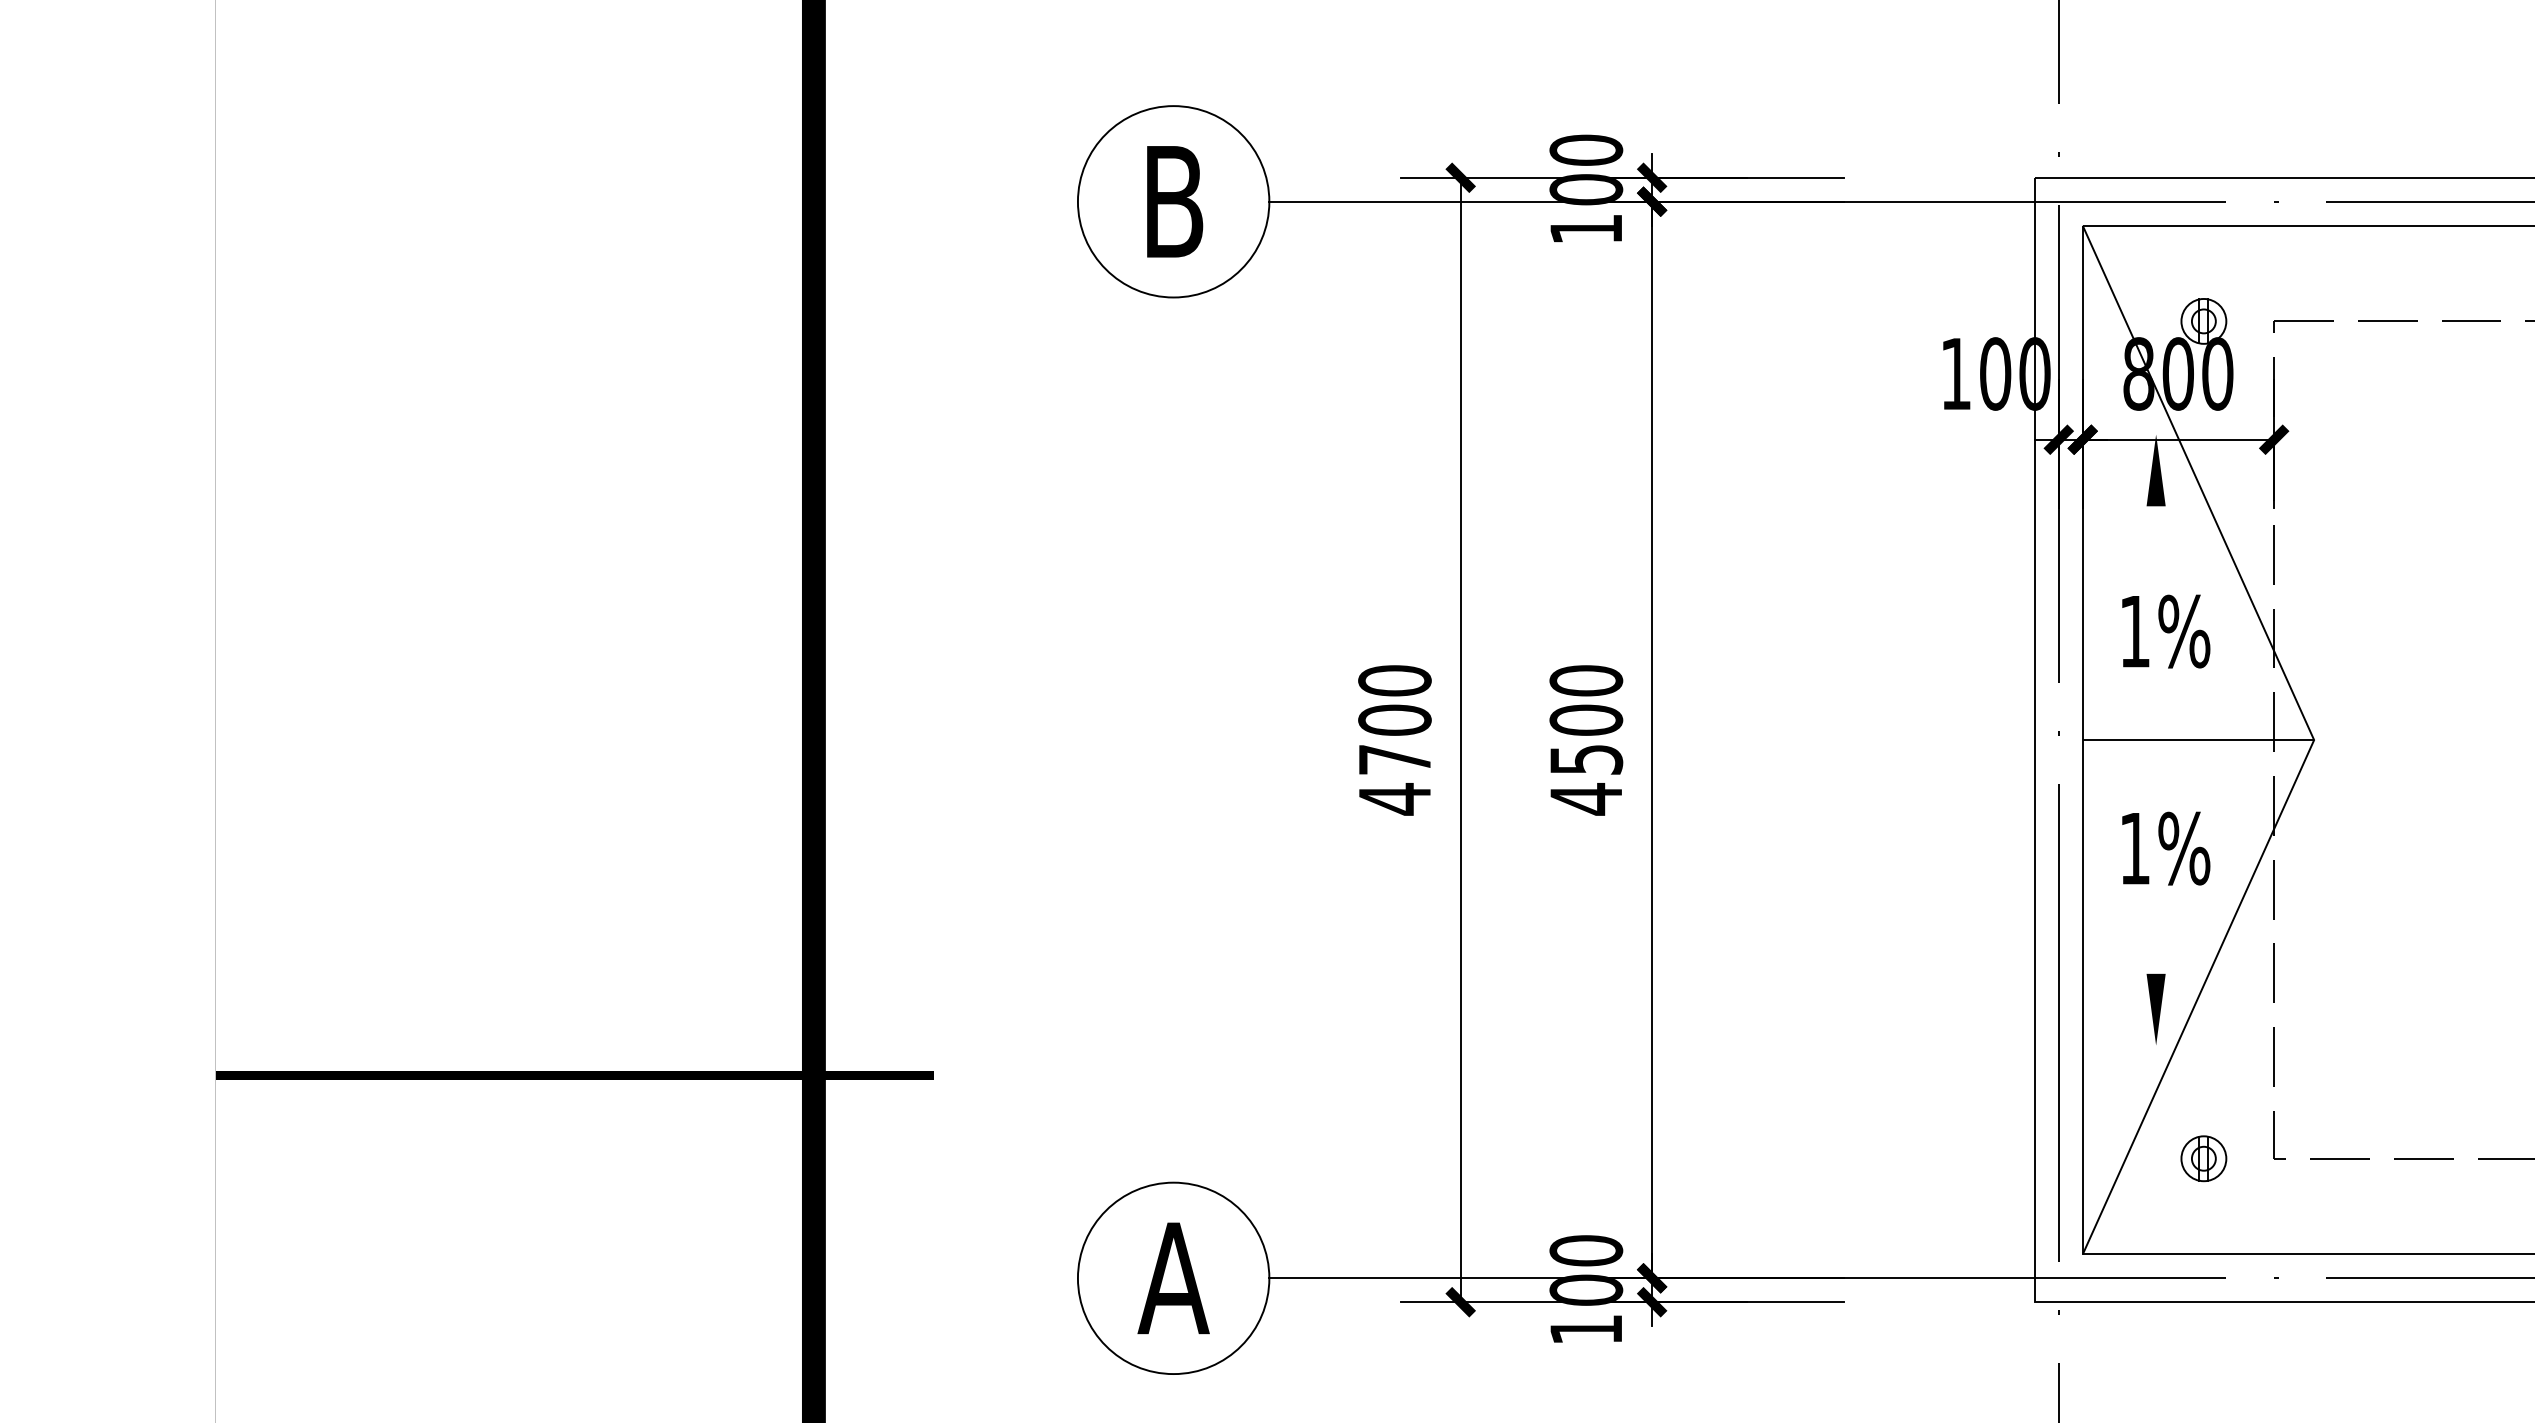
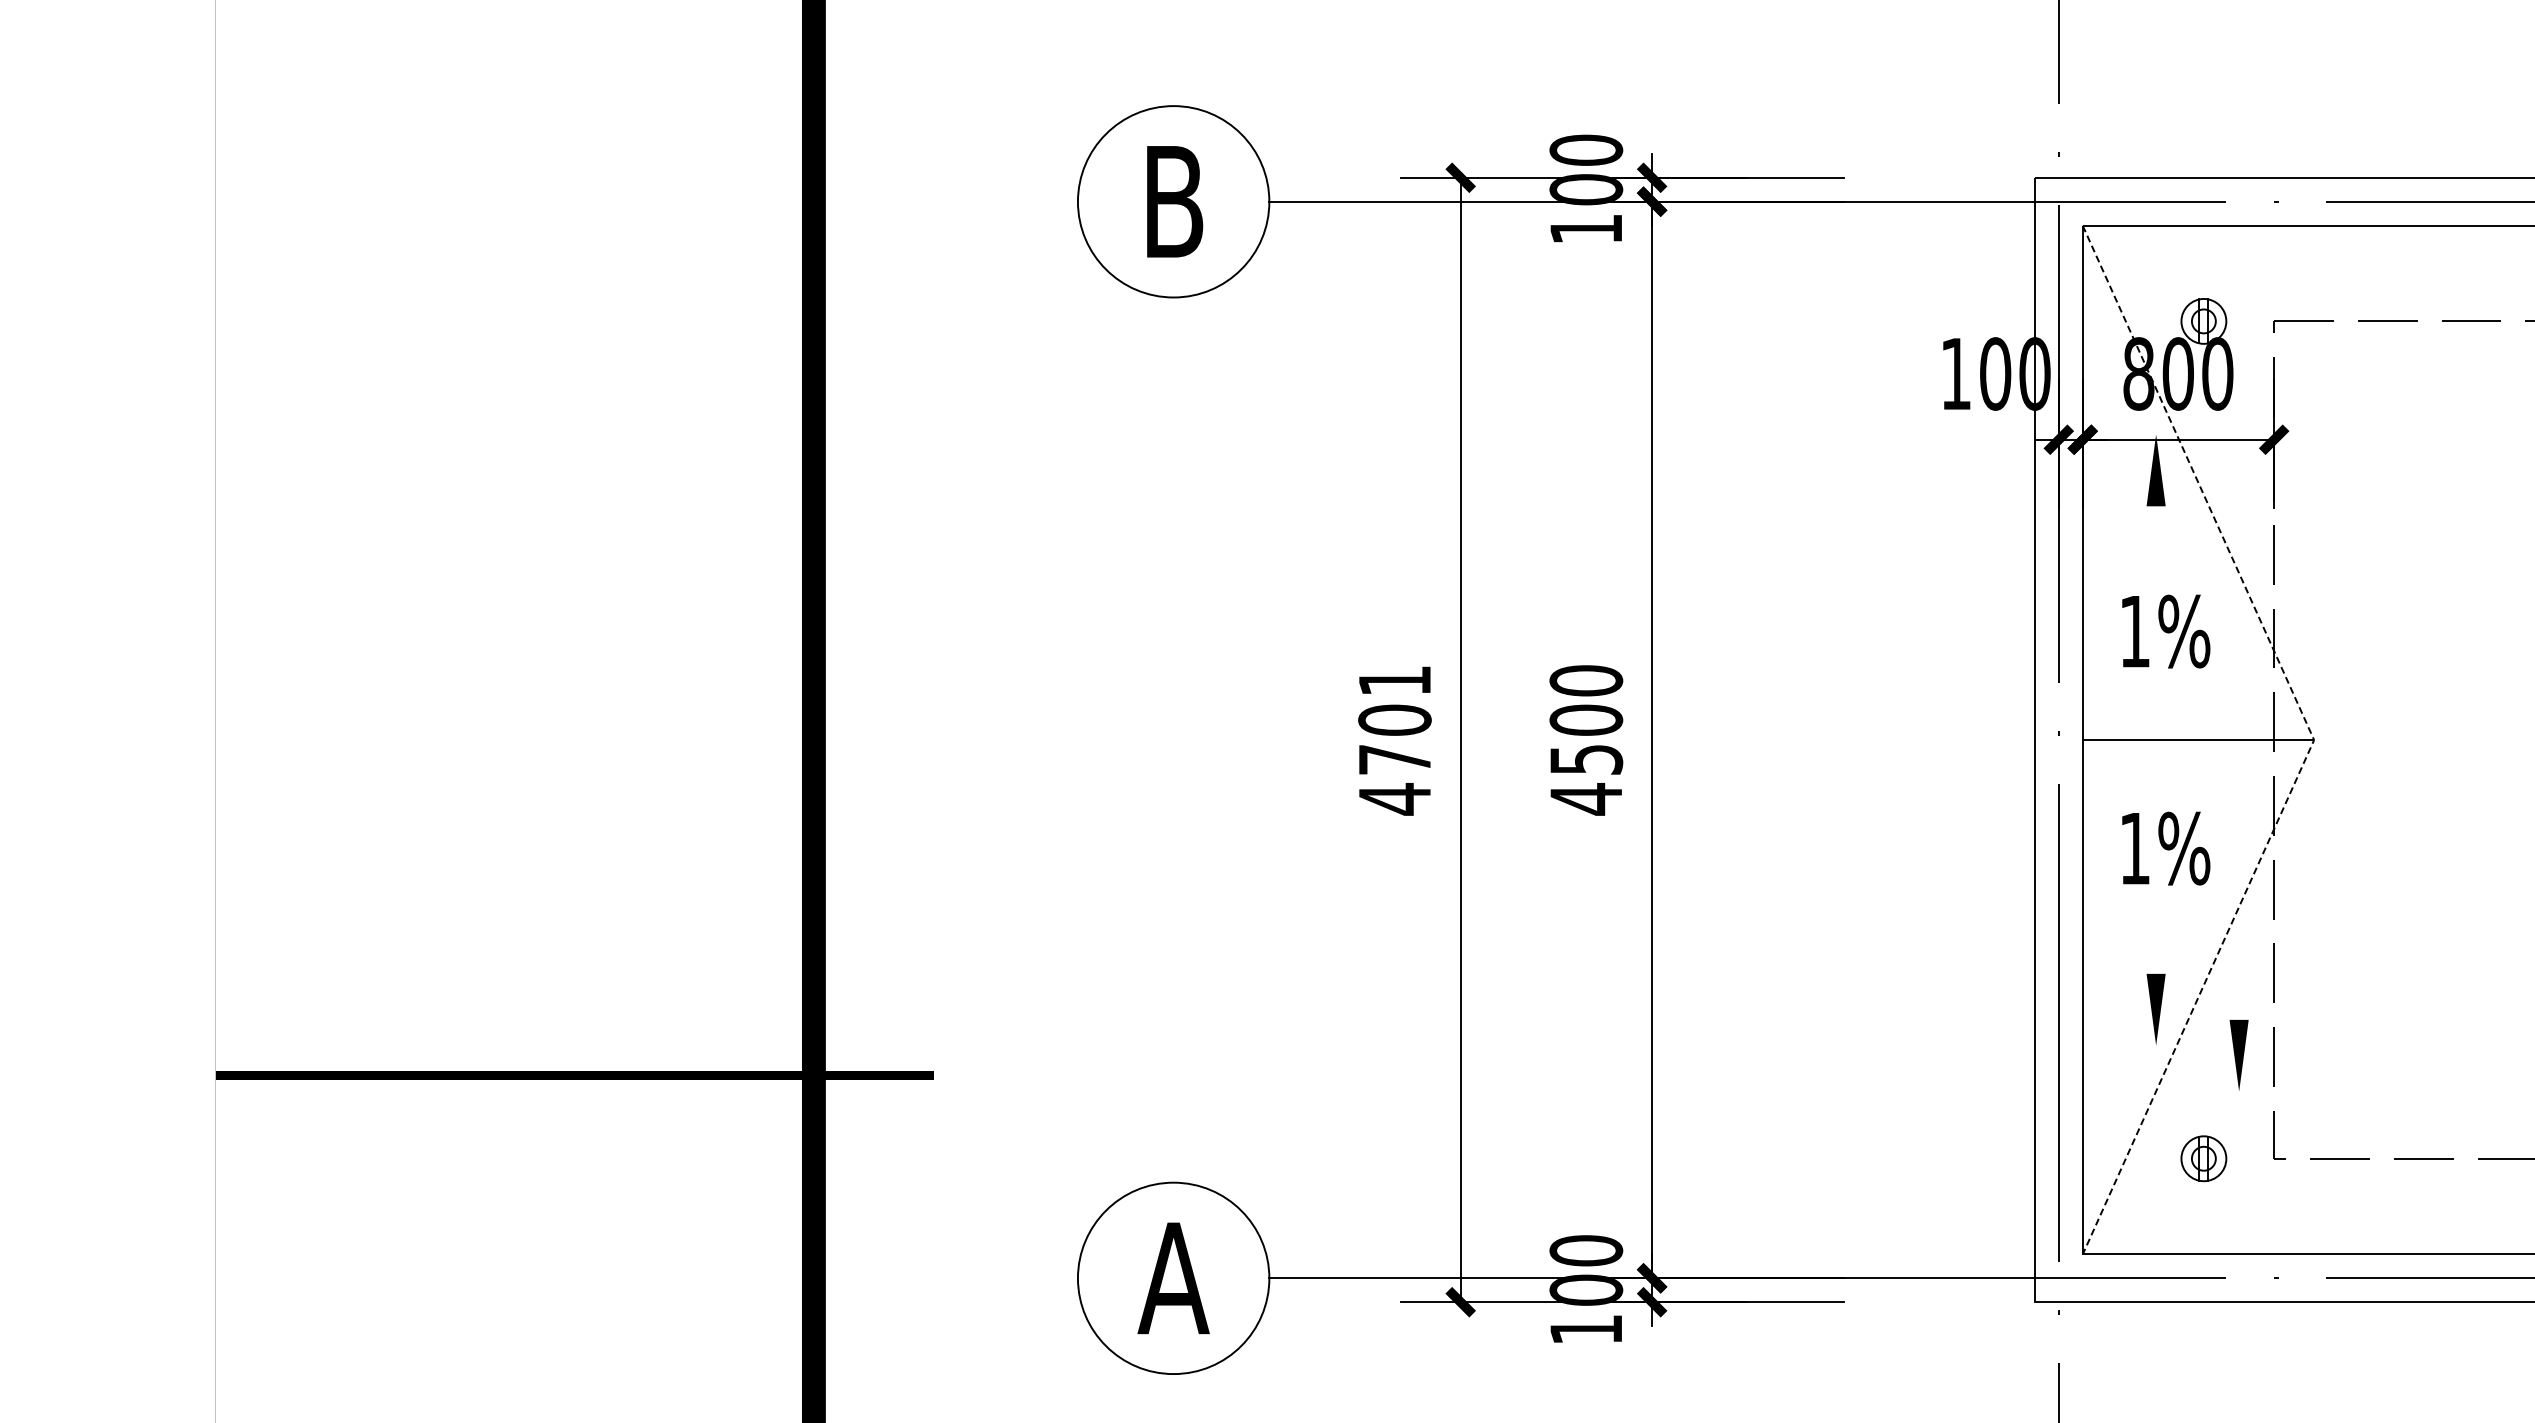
text: 4700 -> 4701 (1394, 680)
line: solid -> dashed (2314, 740)
line: none -> present (2238, 1054)
